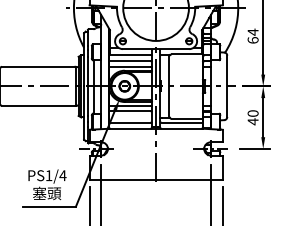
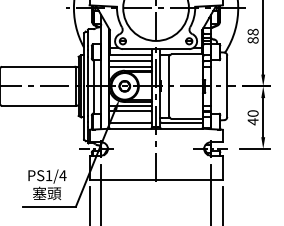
text: 64 -> 88 (252, 35)
